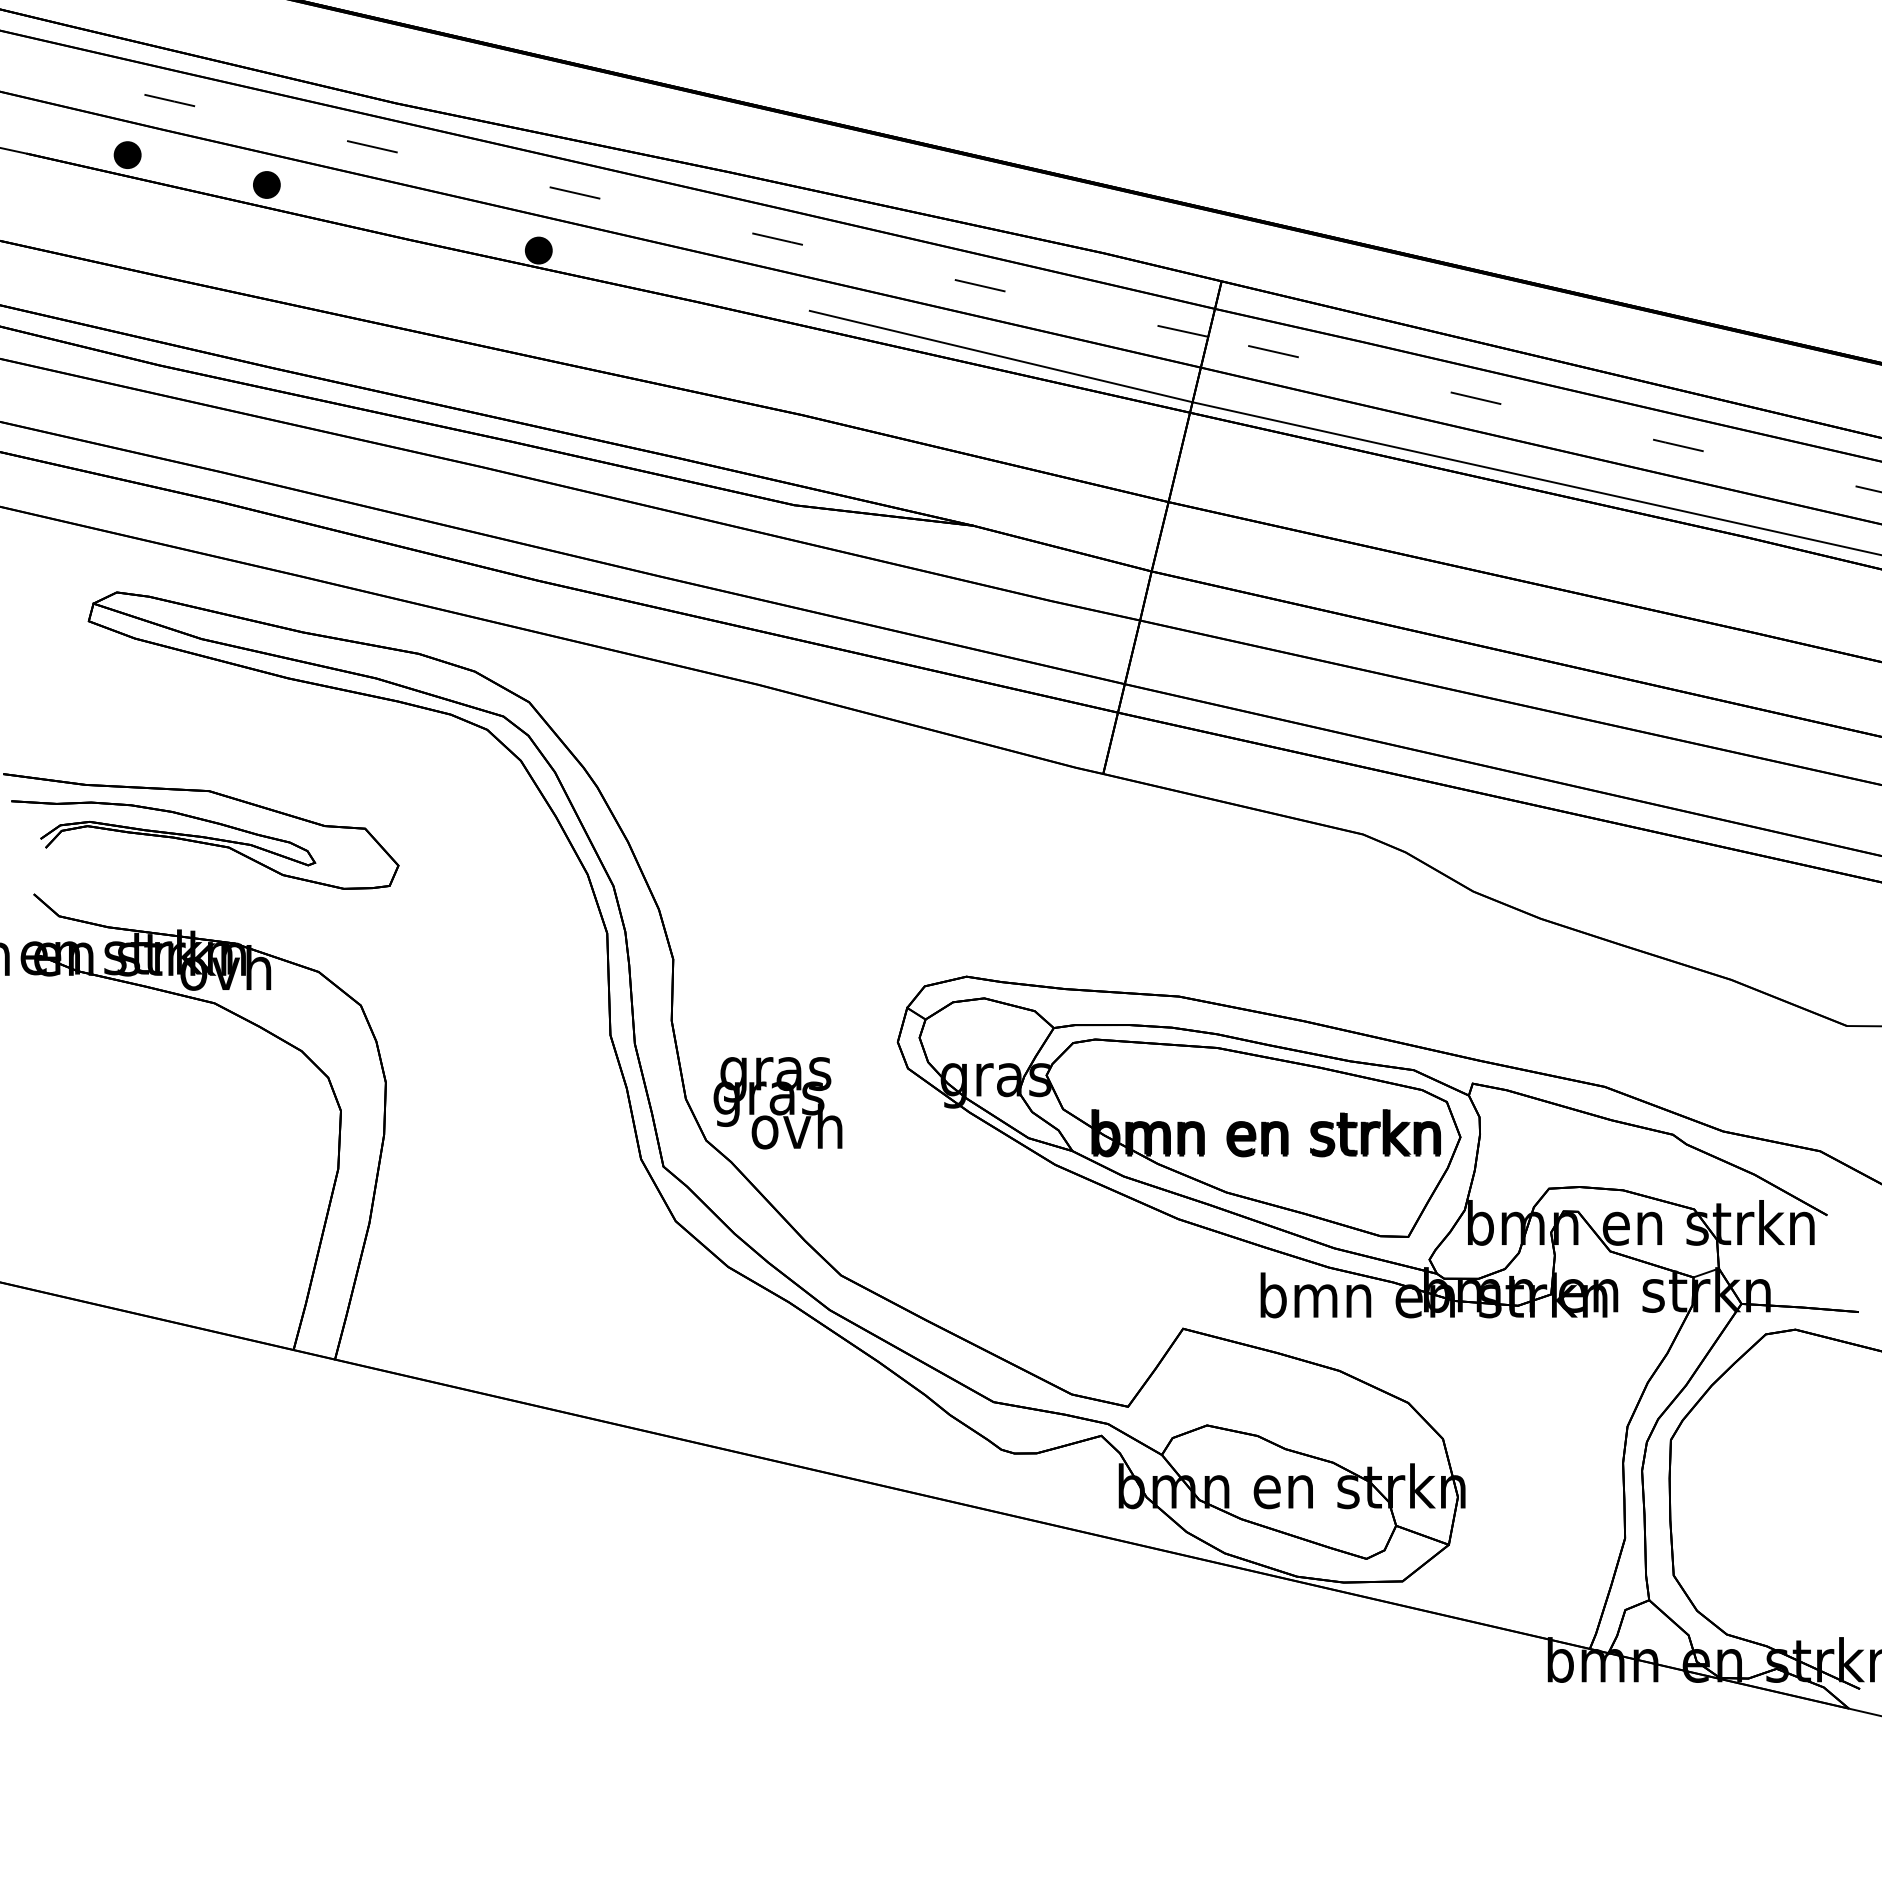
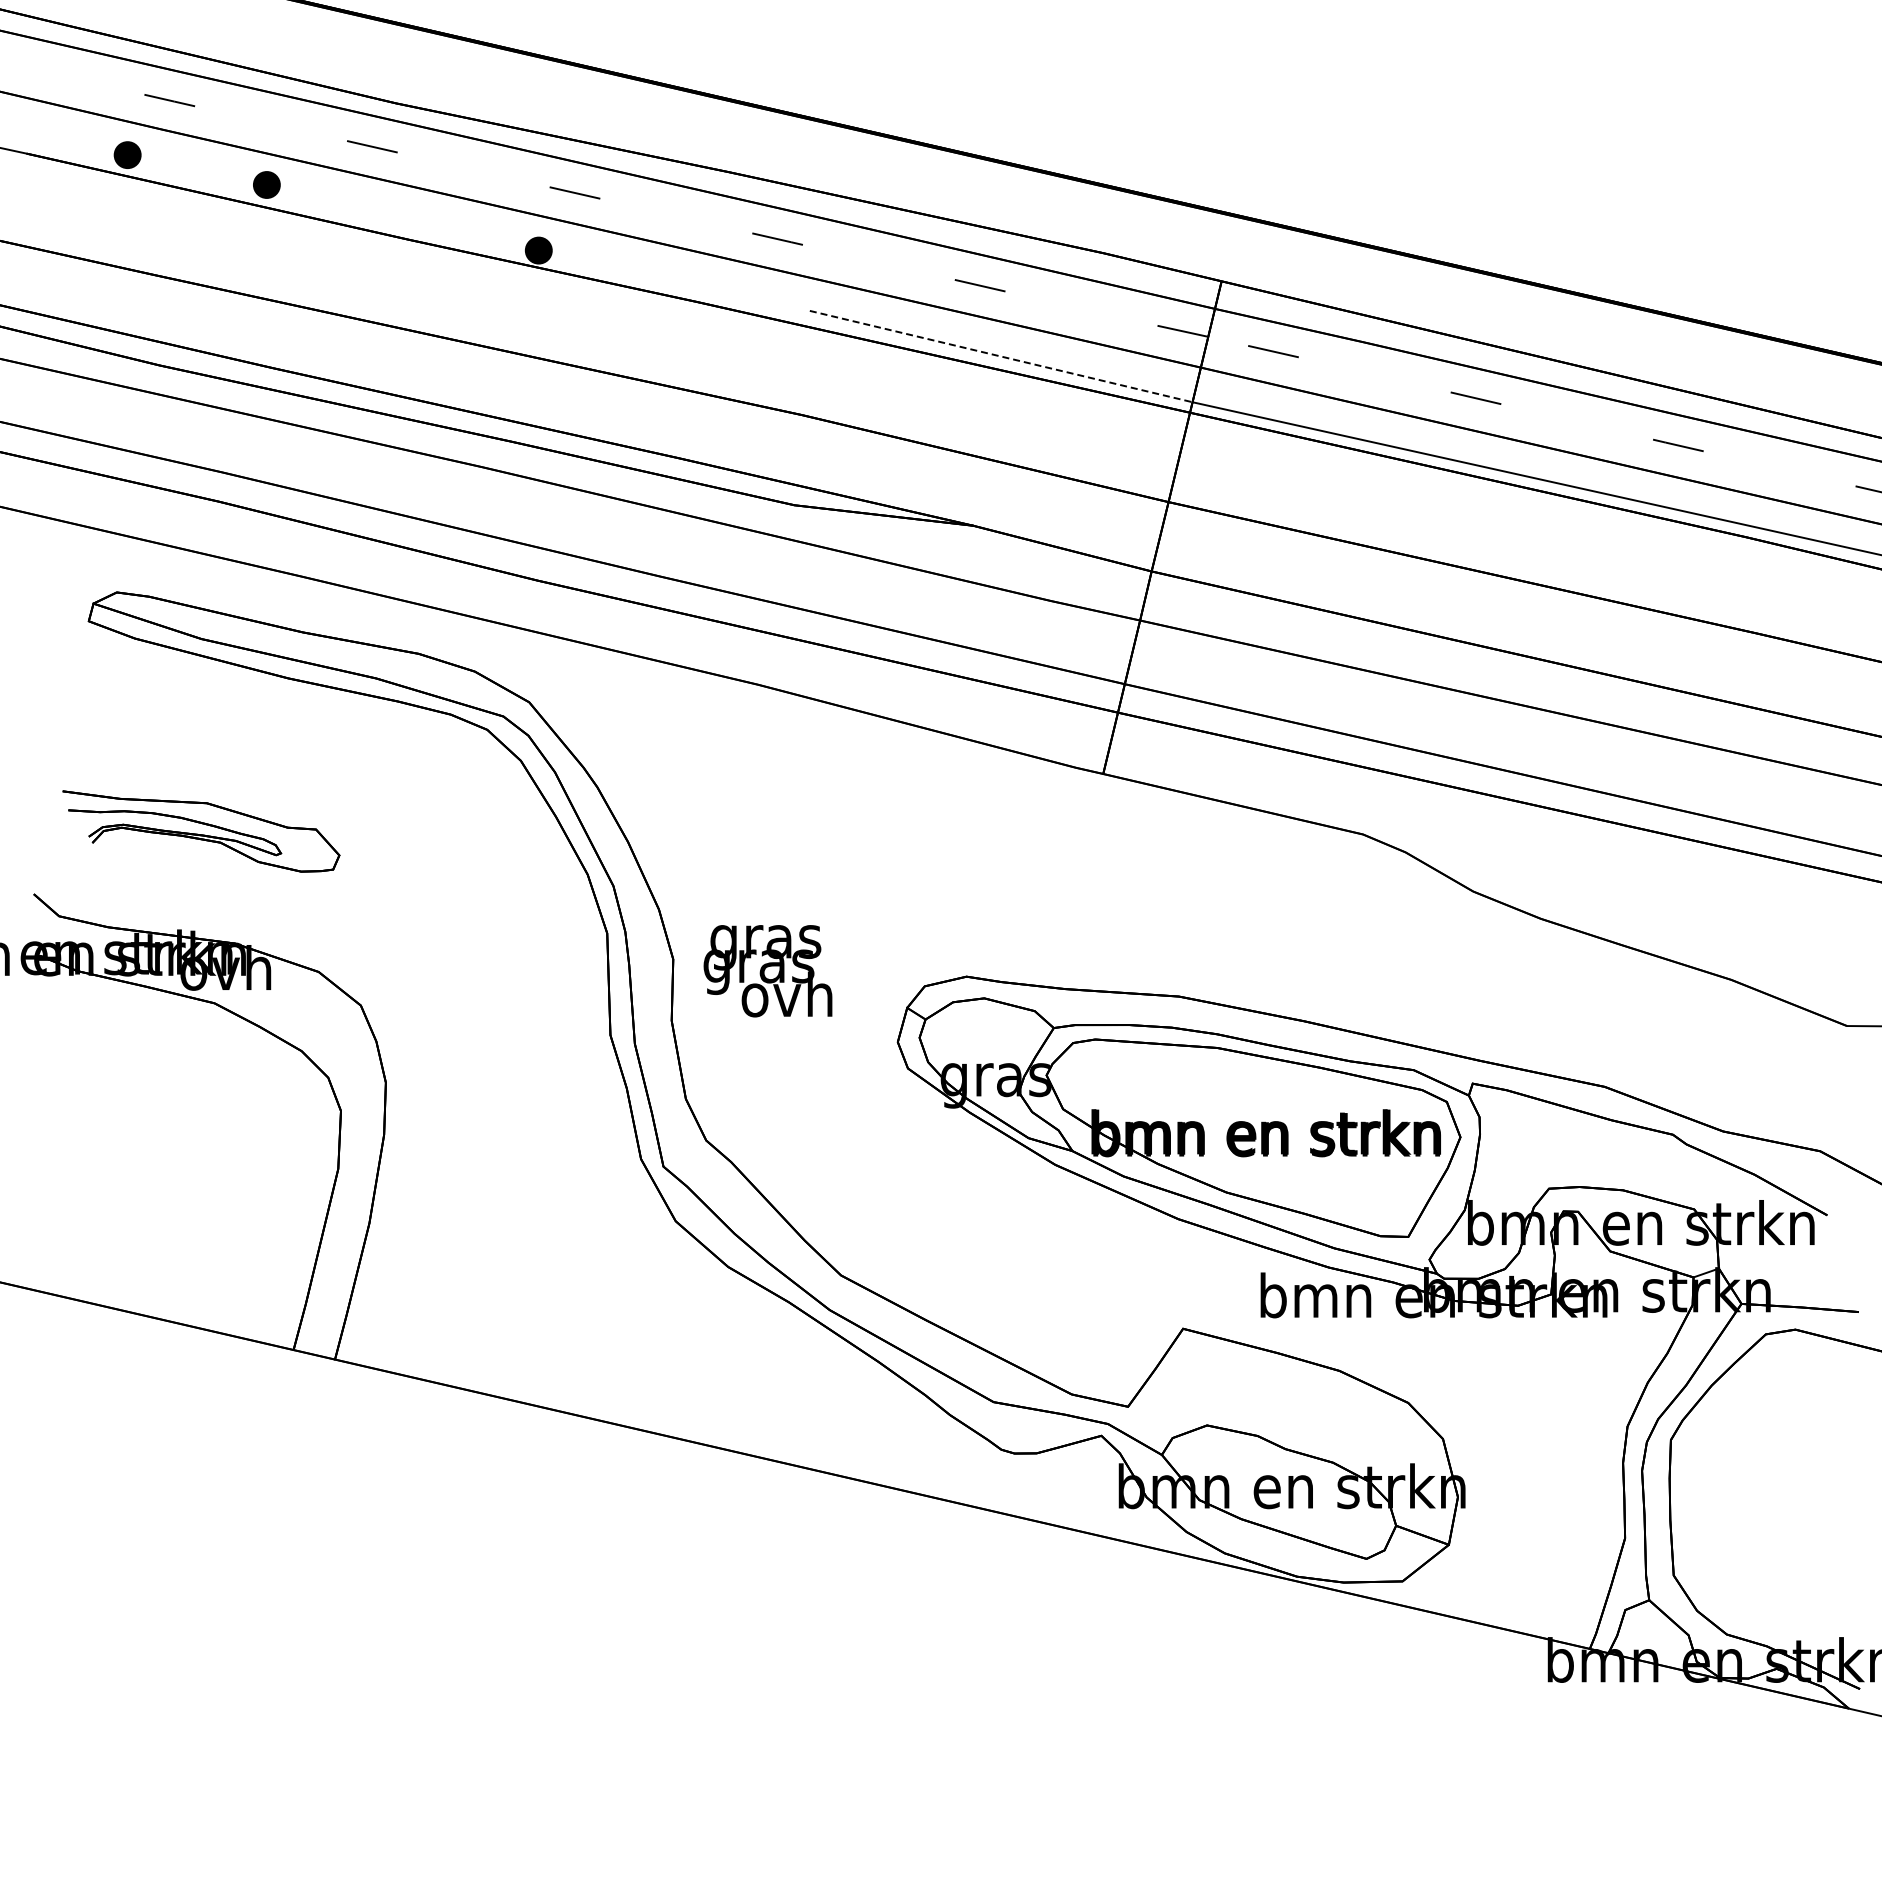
line: solid -> dashed (1001, 356)
part size: 397x117 px -> 279x83 px (201, 831)
text position: (777, 1103) -> (767, 971) (767, 971)
